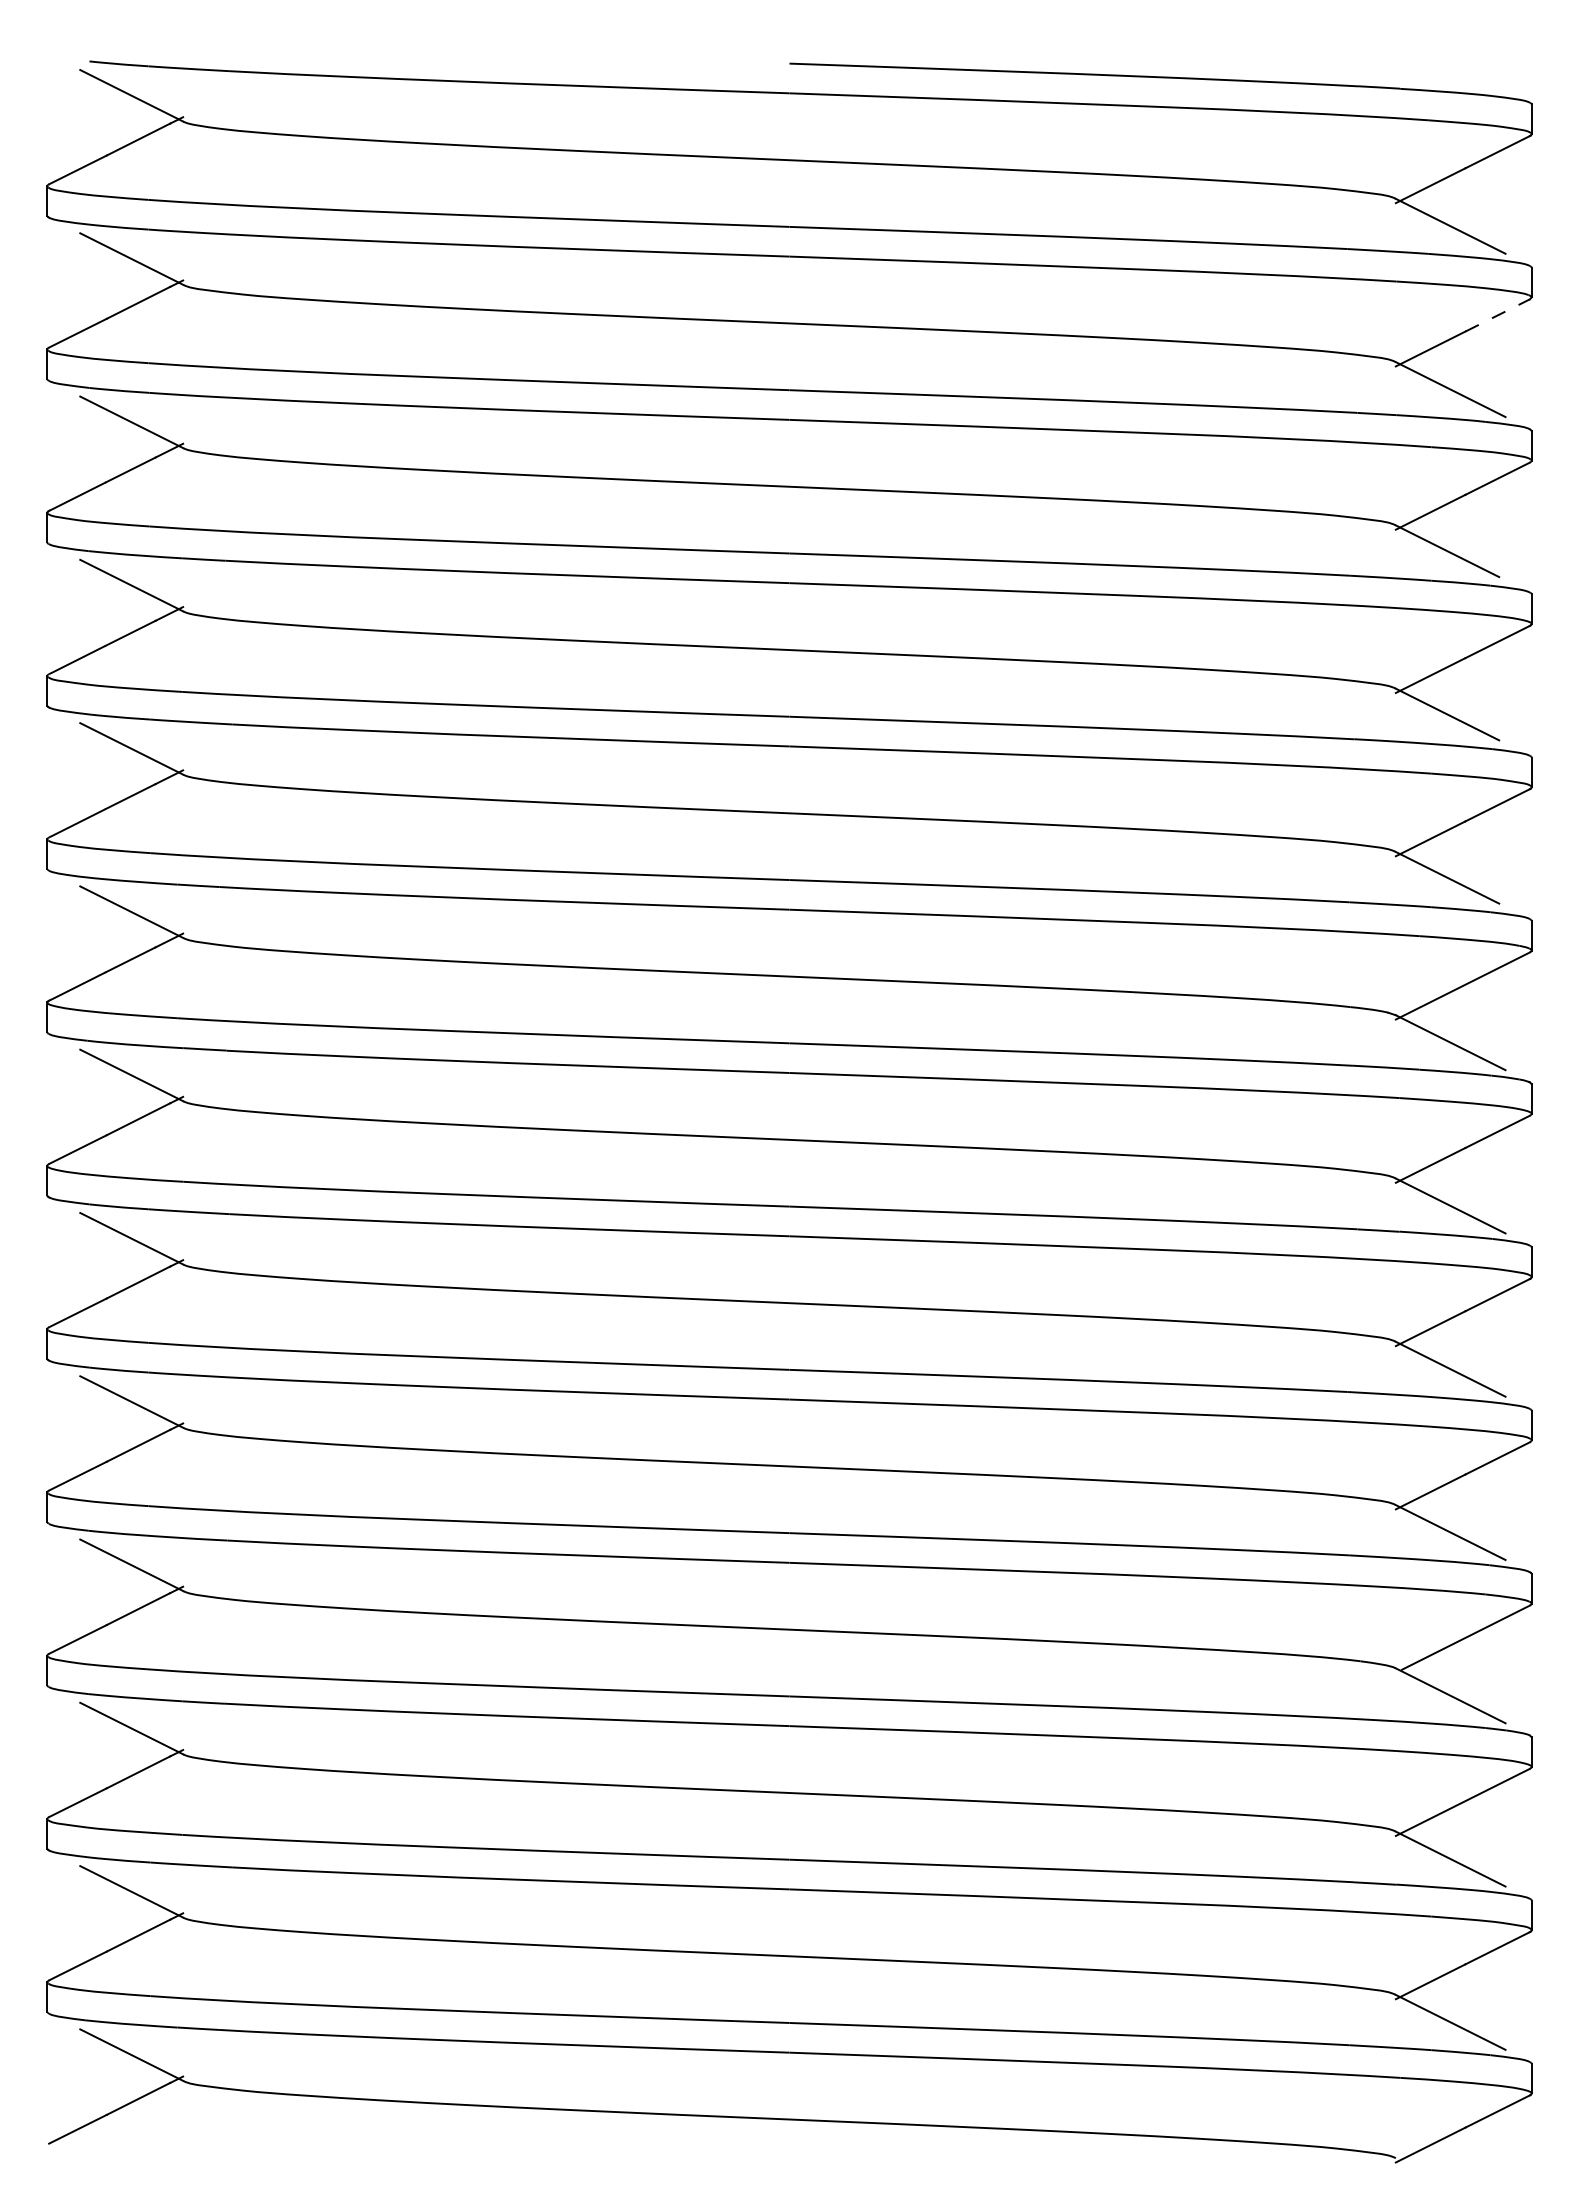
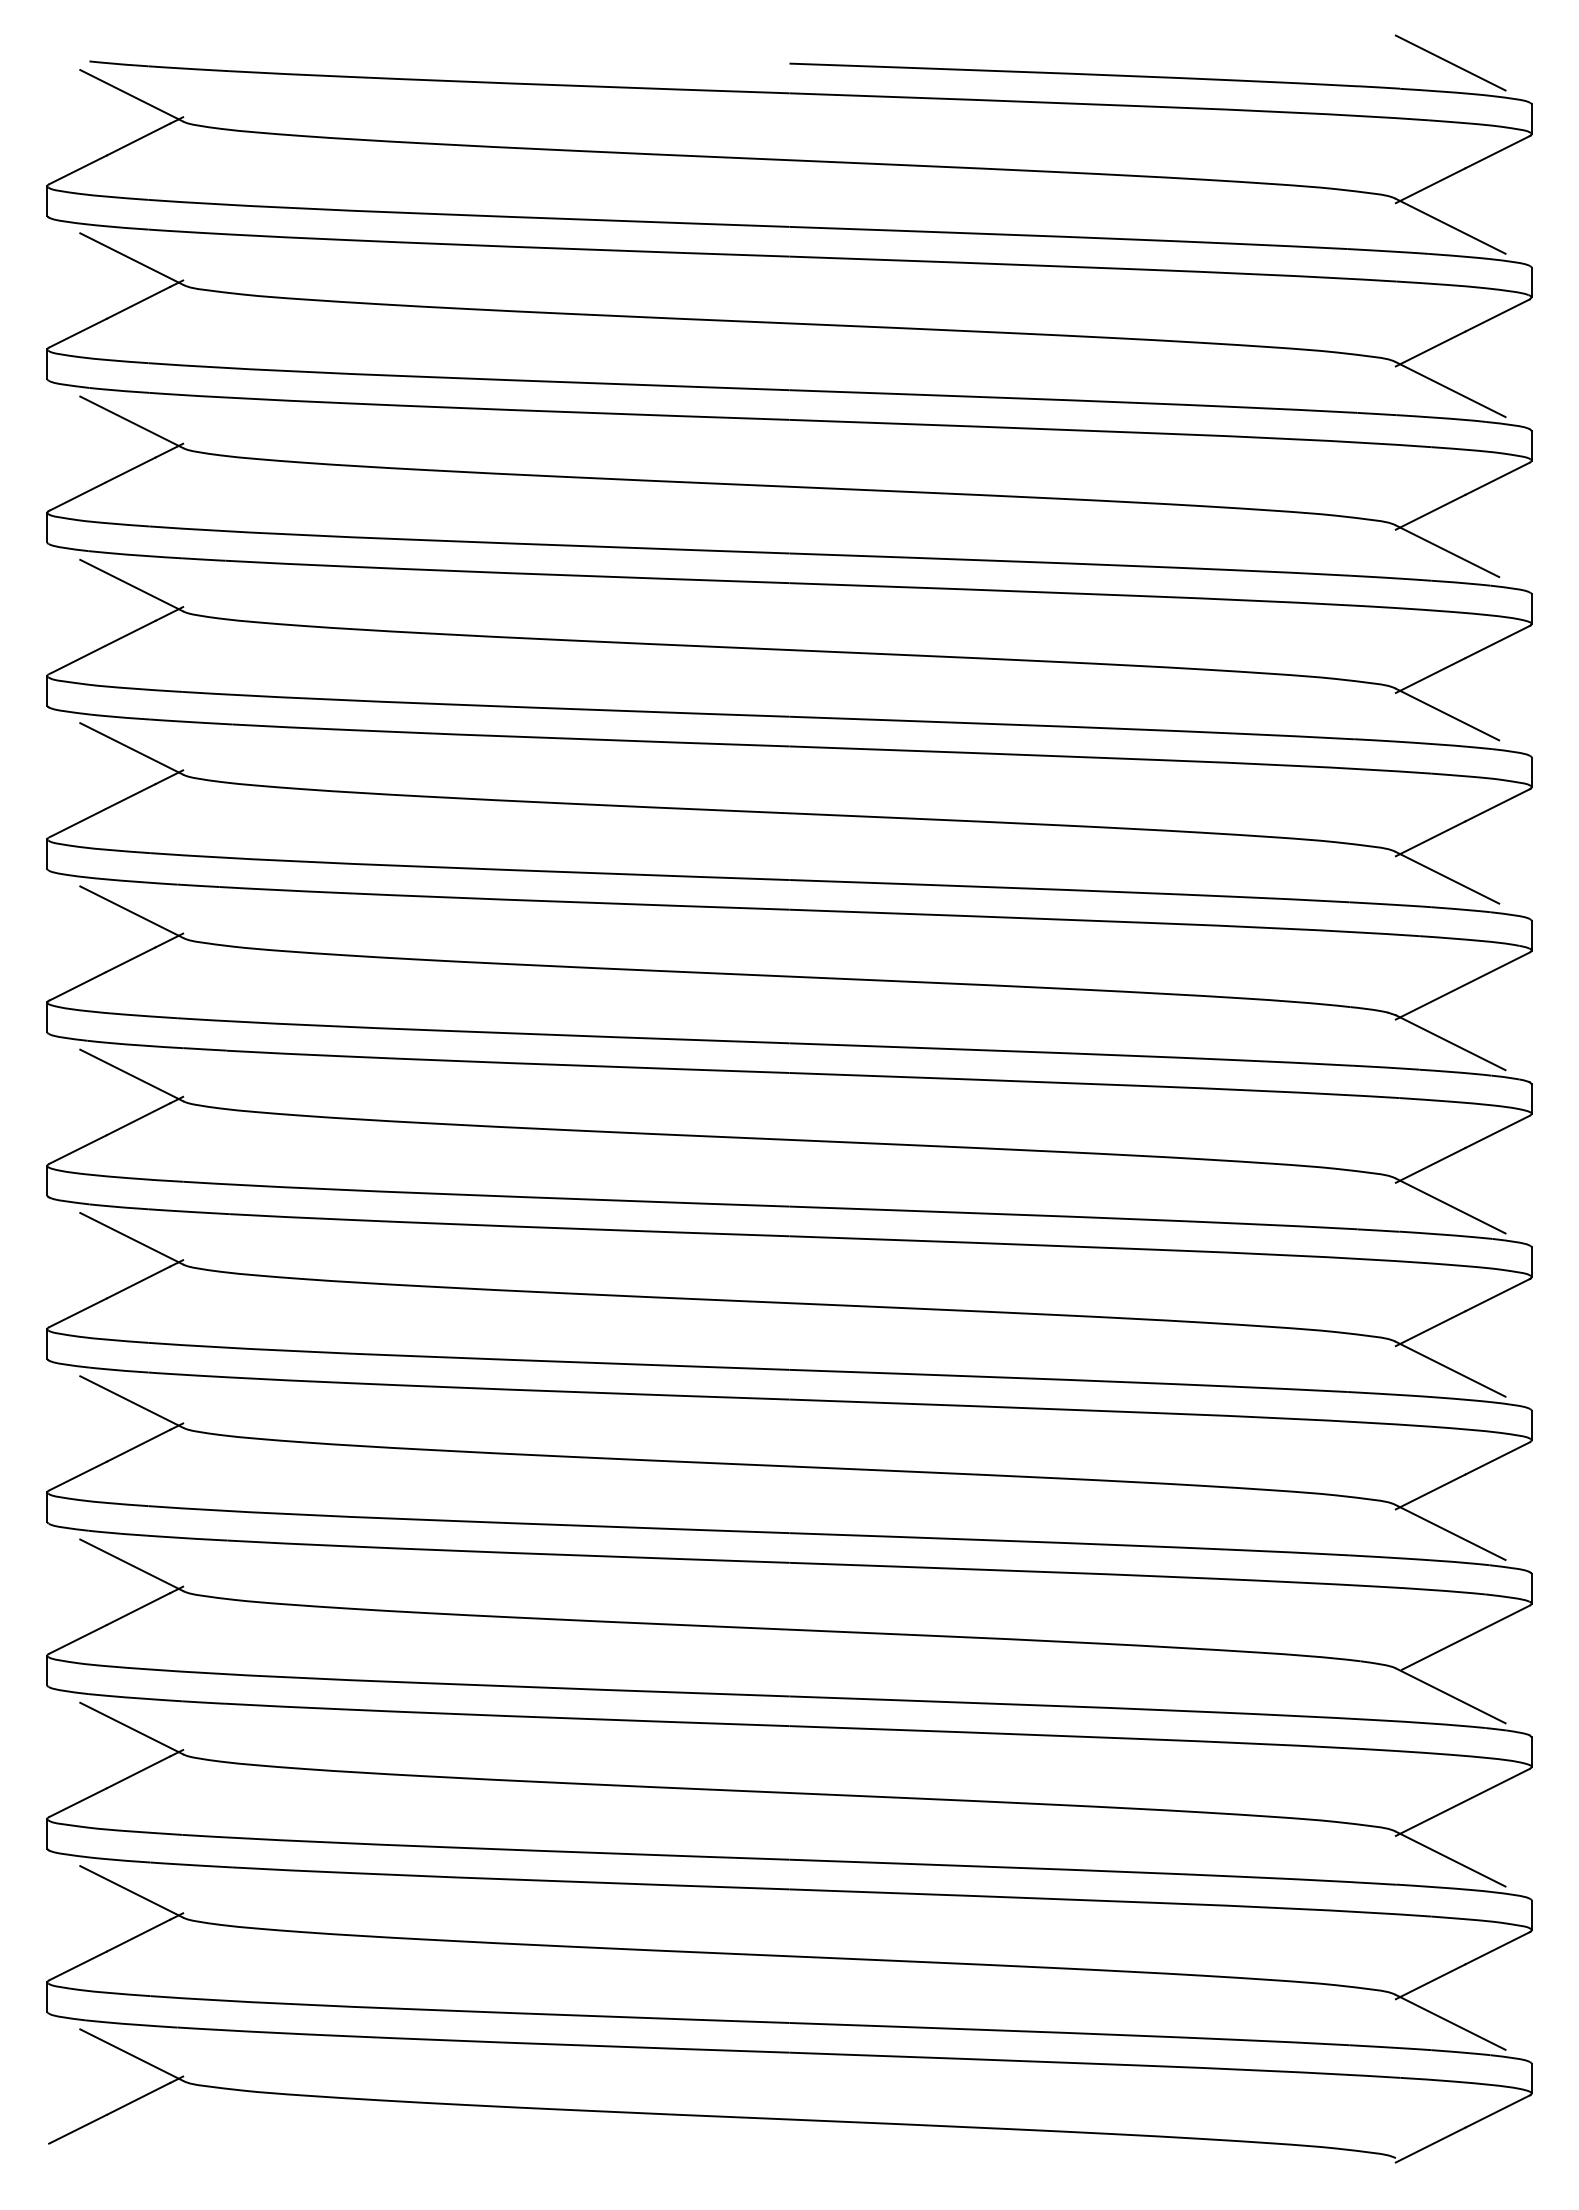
line: none -> present (1450, 62)
line: dashed -> solid (1498, 315)
